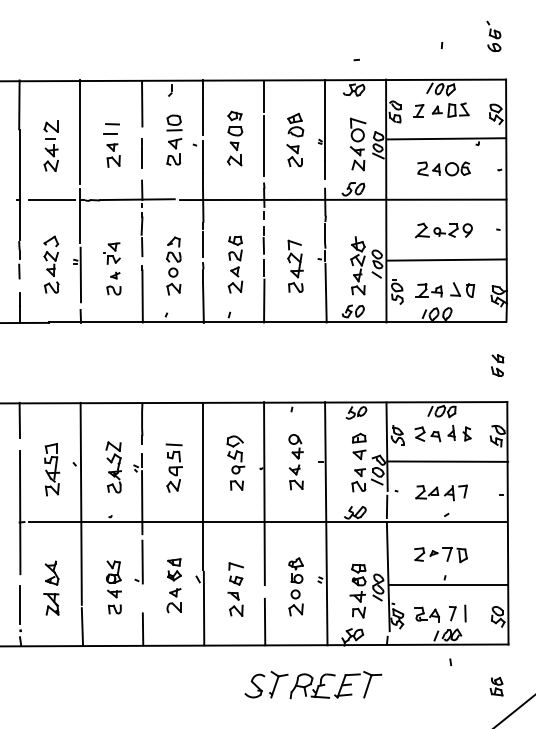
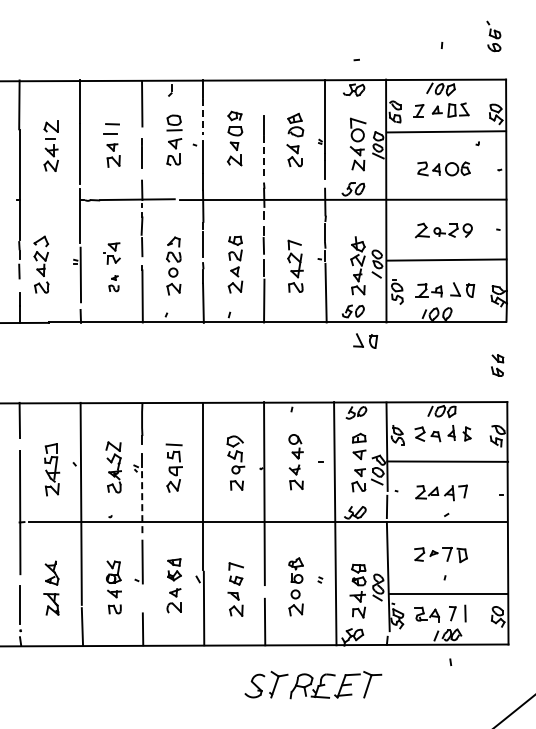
line: present -> none (264, 96)
line: solid -> dashed (202, 116)
line position: (446, 138) -> (446, 131) (446, 131)
line: solid -> dashed (264, 156)
line: present -> none (51, 200)
part position: (51, 264) -> (41, 264) (41, 264)
part size: 16x25 px -> 12x18 px (113, 283)
part: none -> present (365, 340)
line: solid -> dashed (142, 502)
line position: (326, 523) -> (335, 523) (335, 523)
line position: (448, 584) -> (448, 593) (448, 593)
part: present -> none (496, 686)
